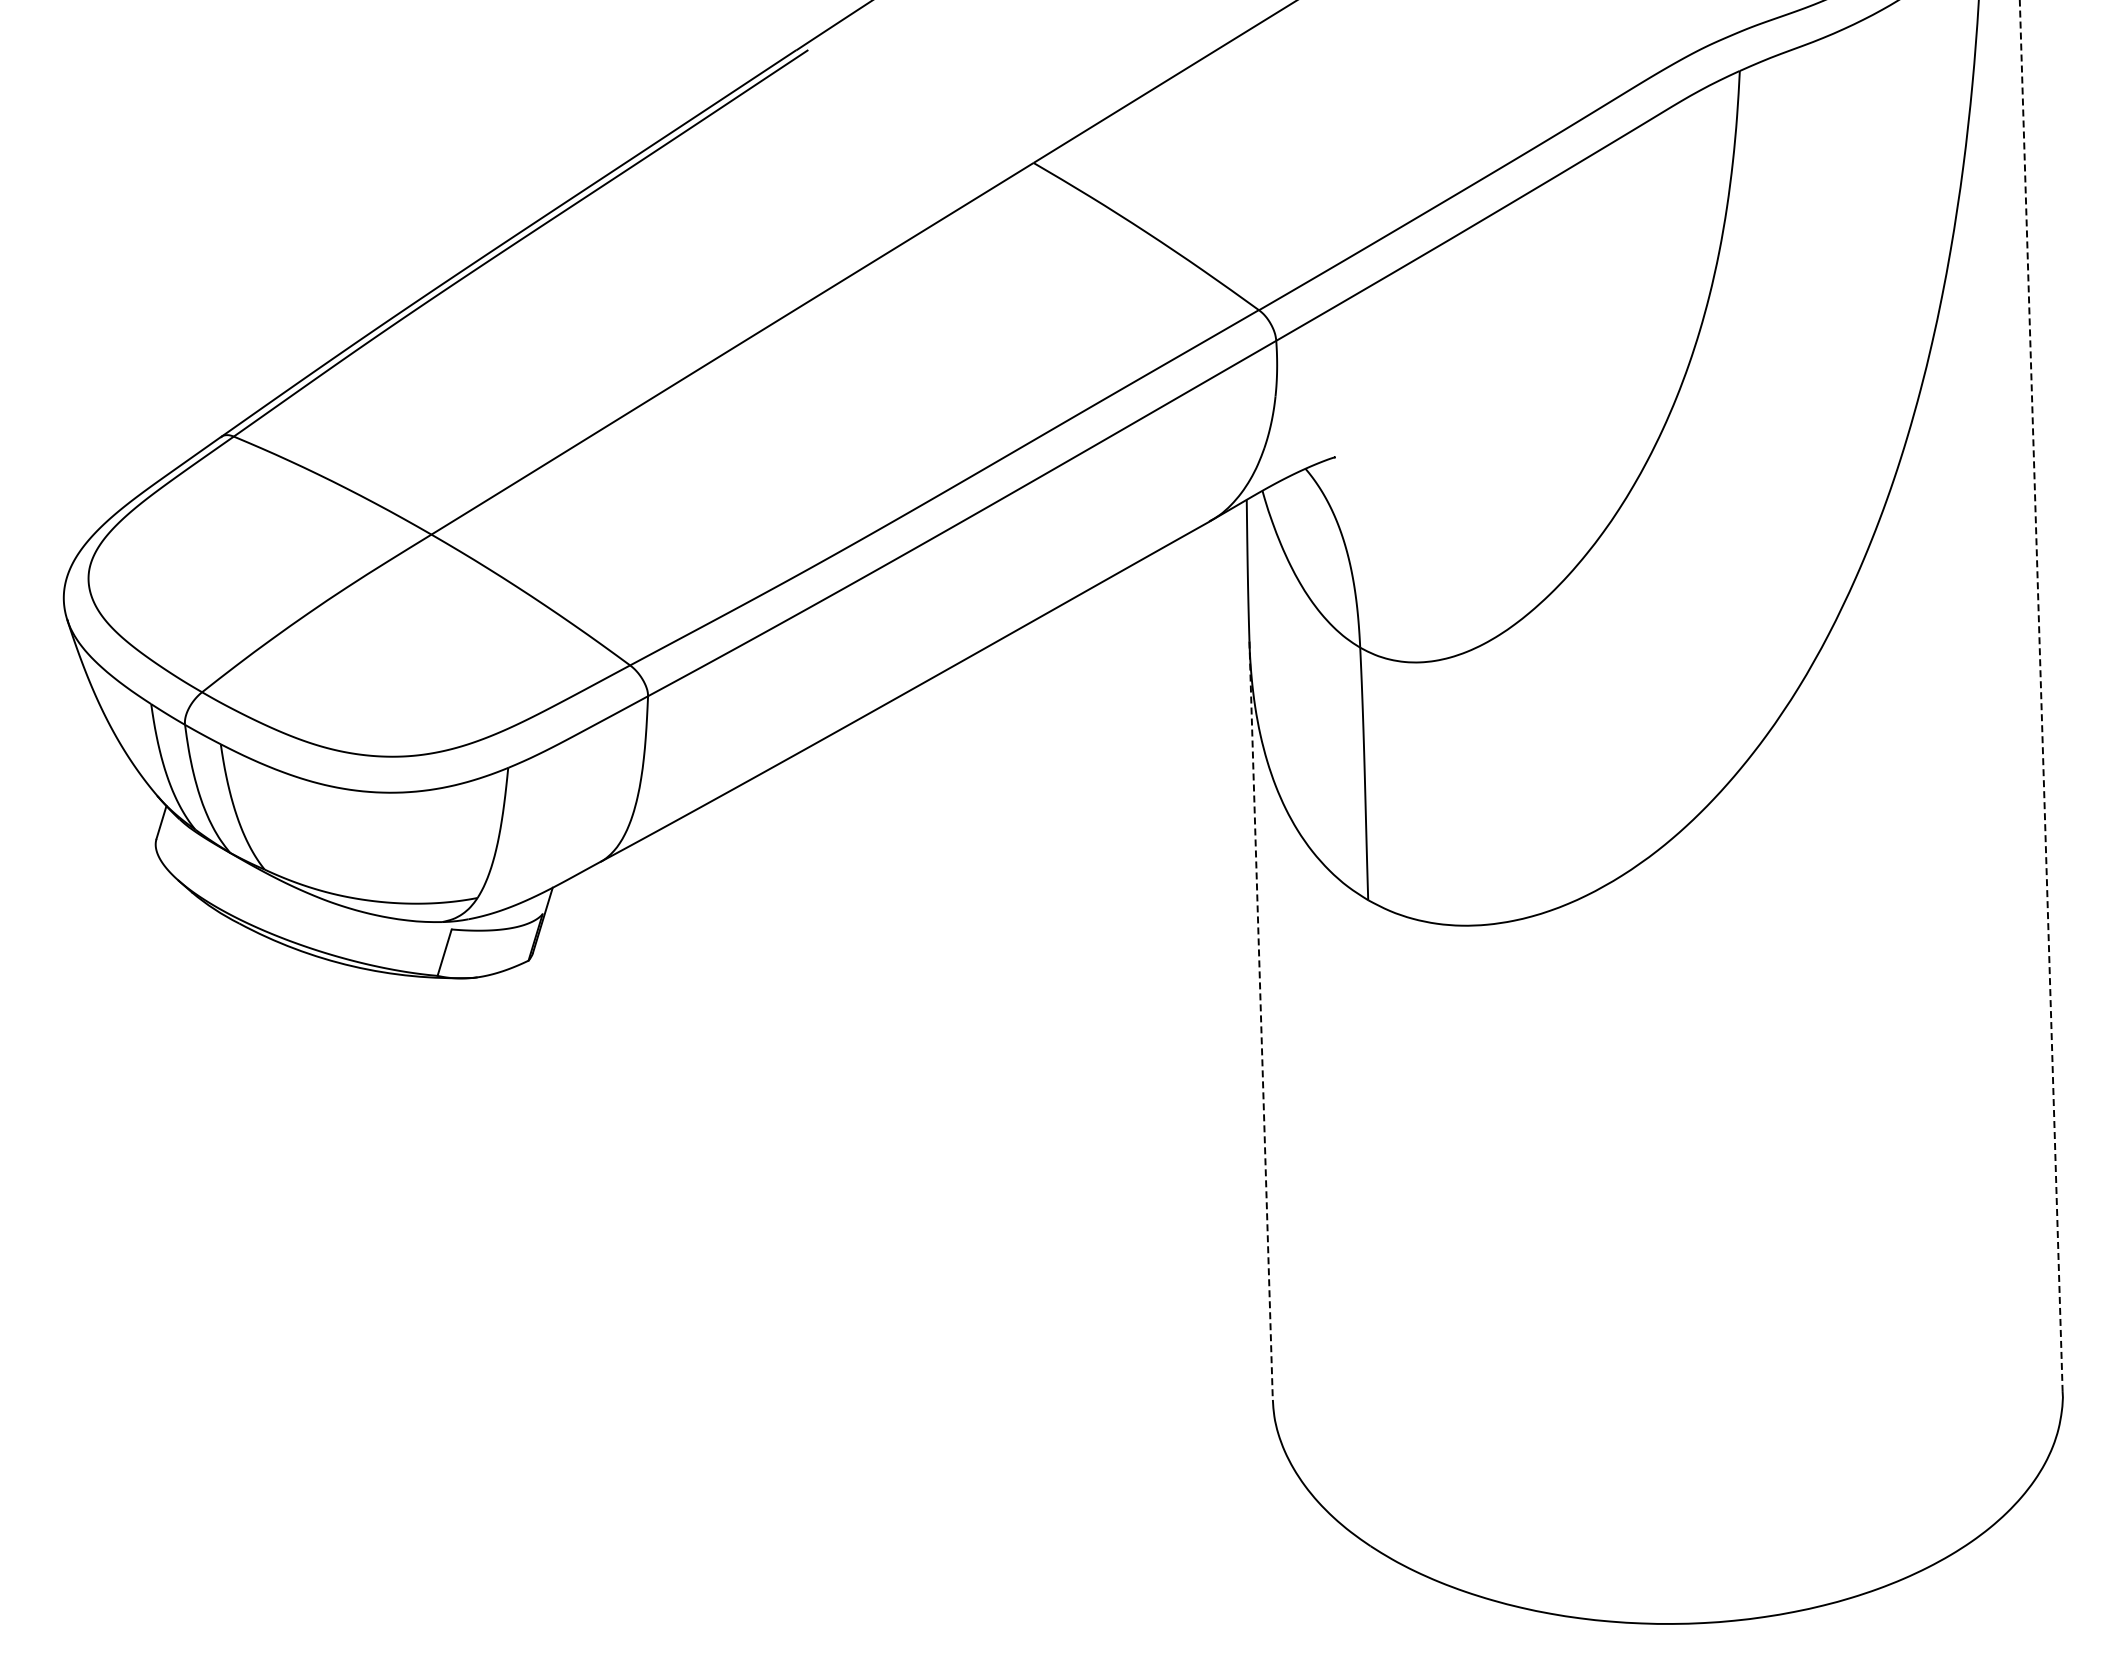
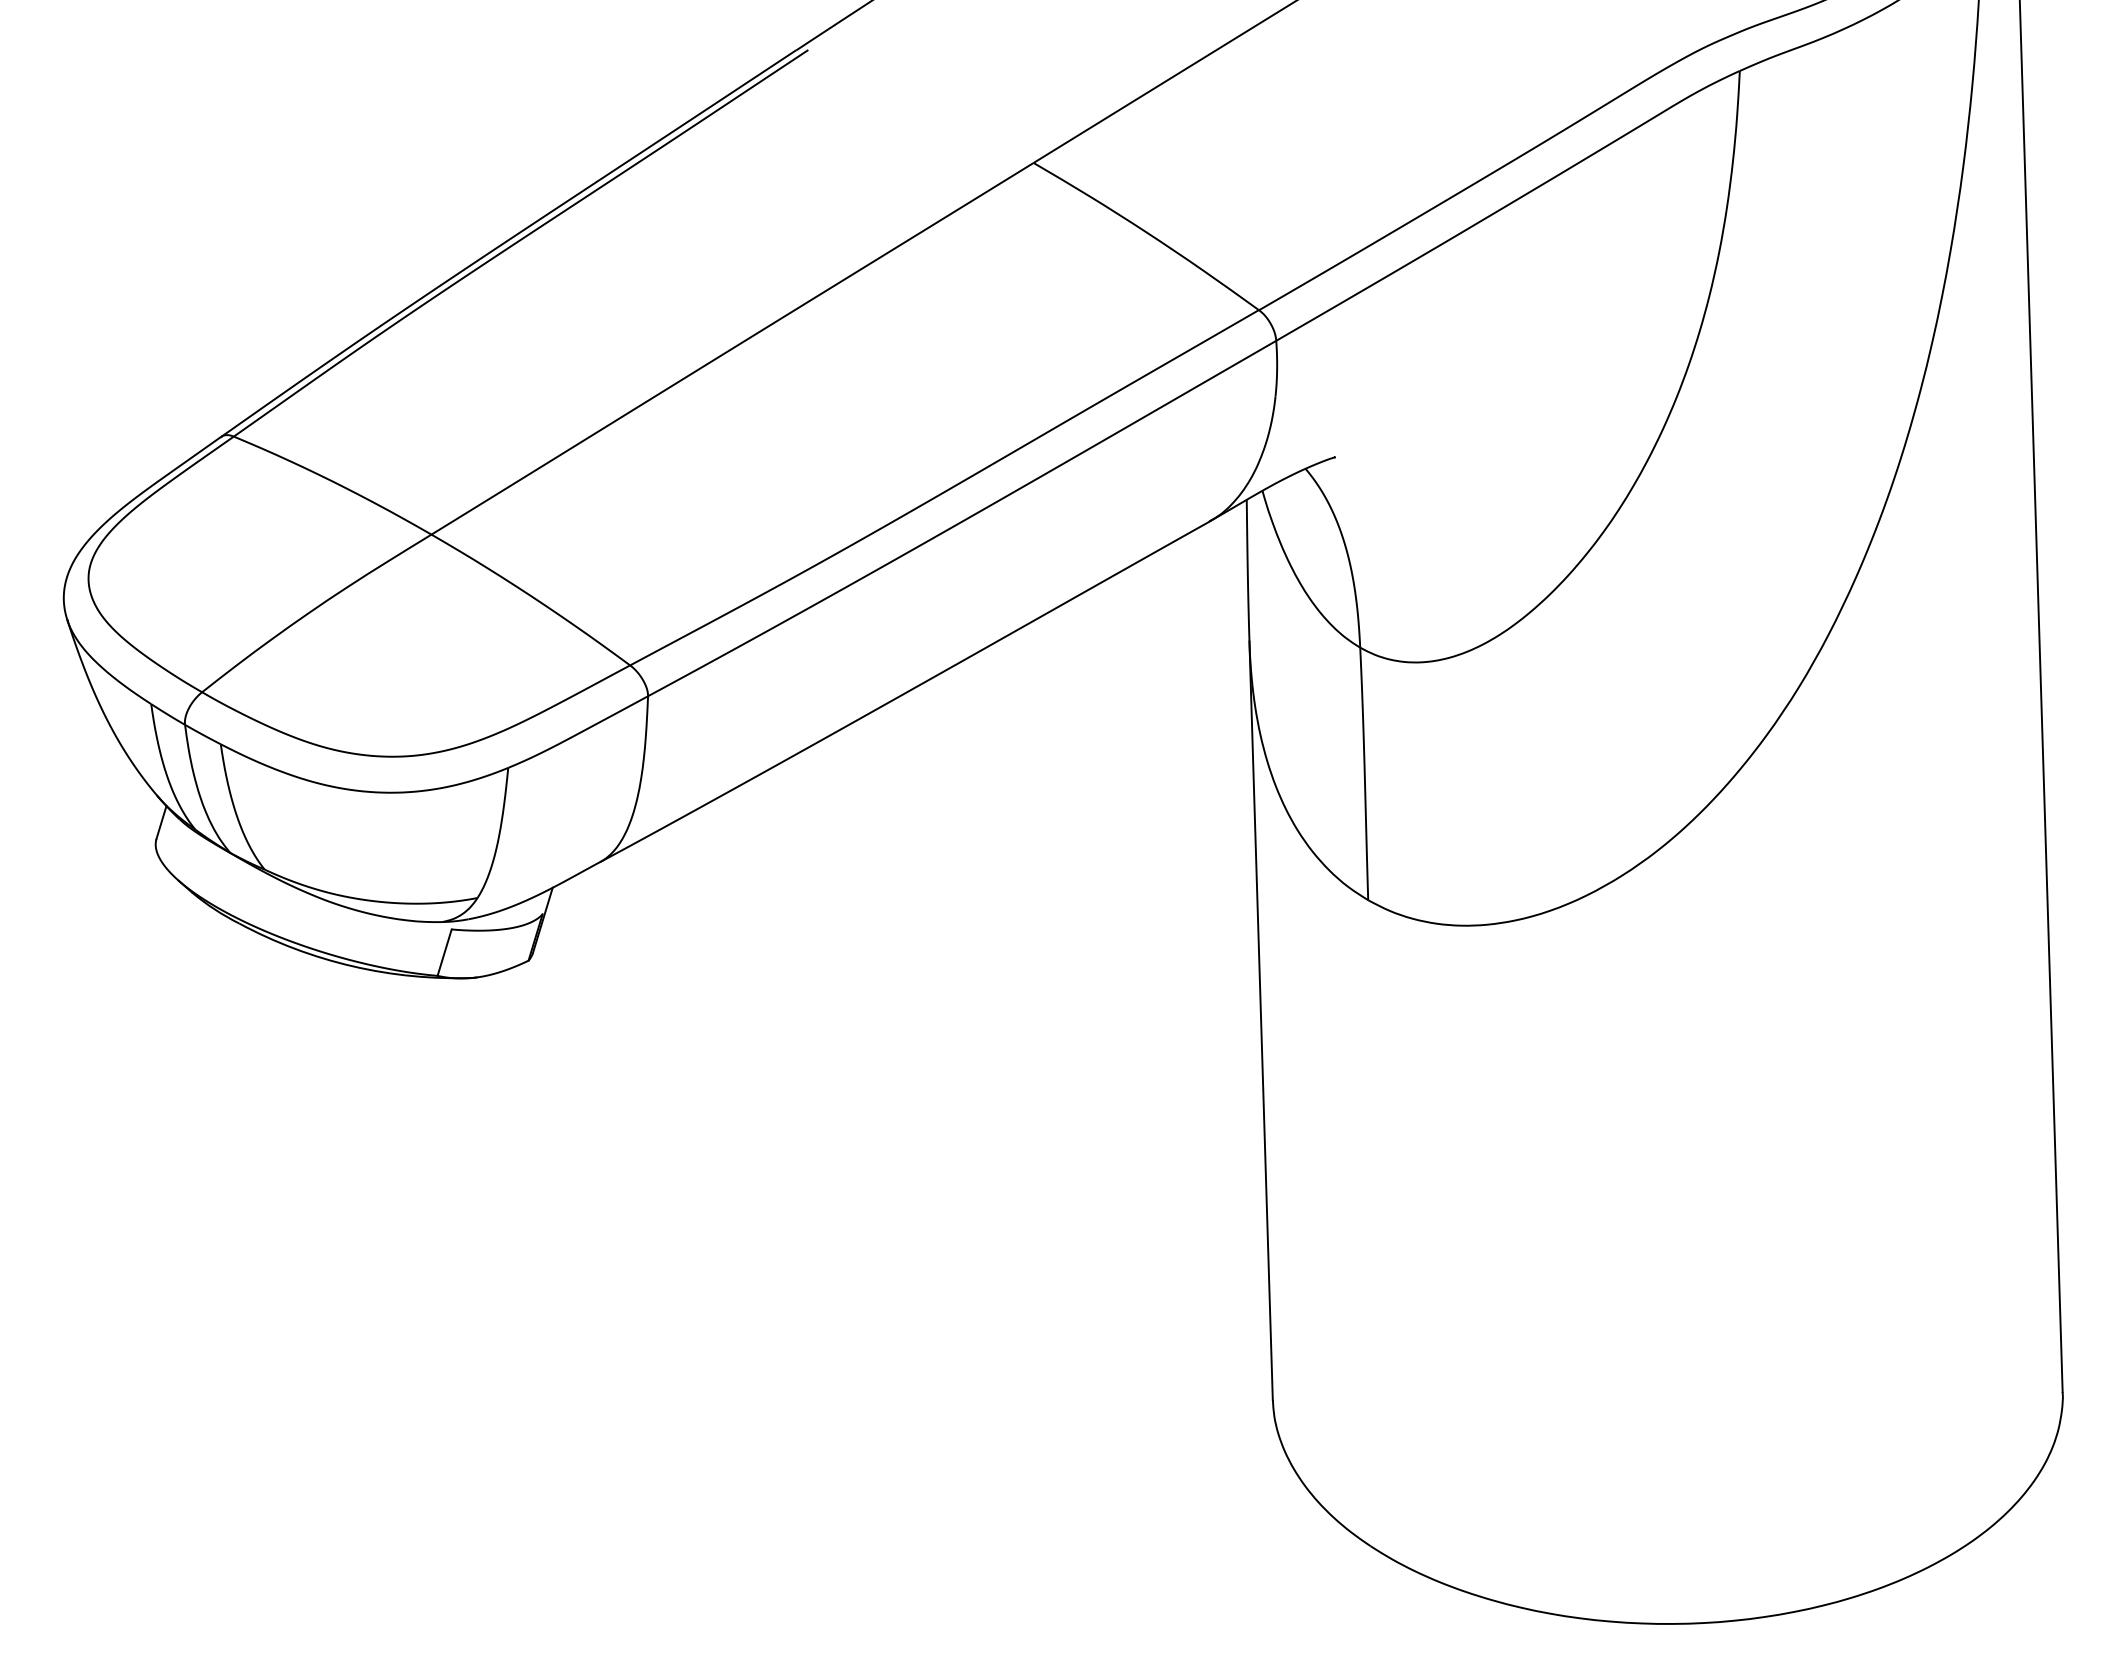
line: dashed -> solid (2041, 696)
line: dashed -> solid (1261, 1021)
